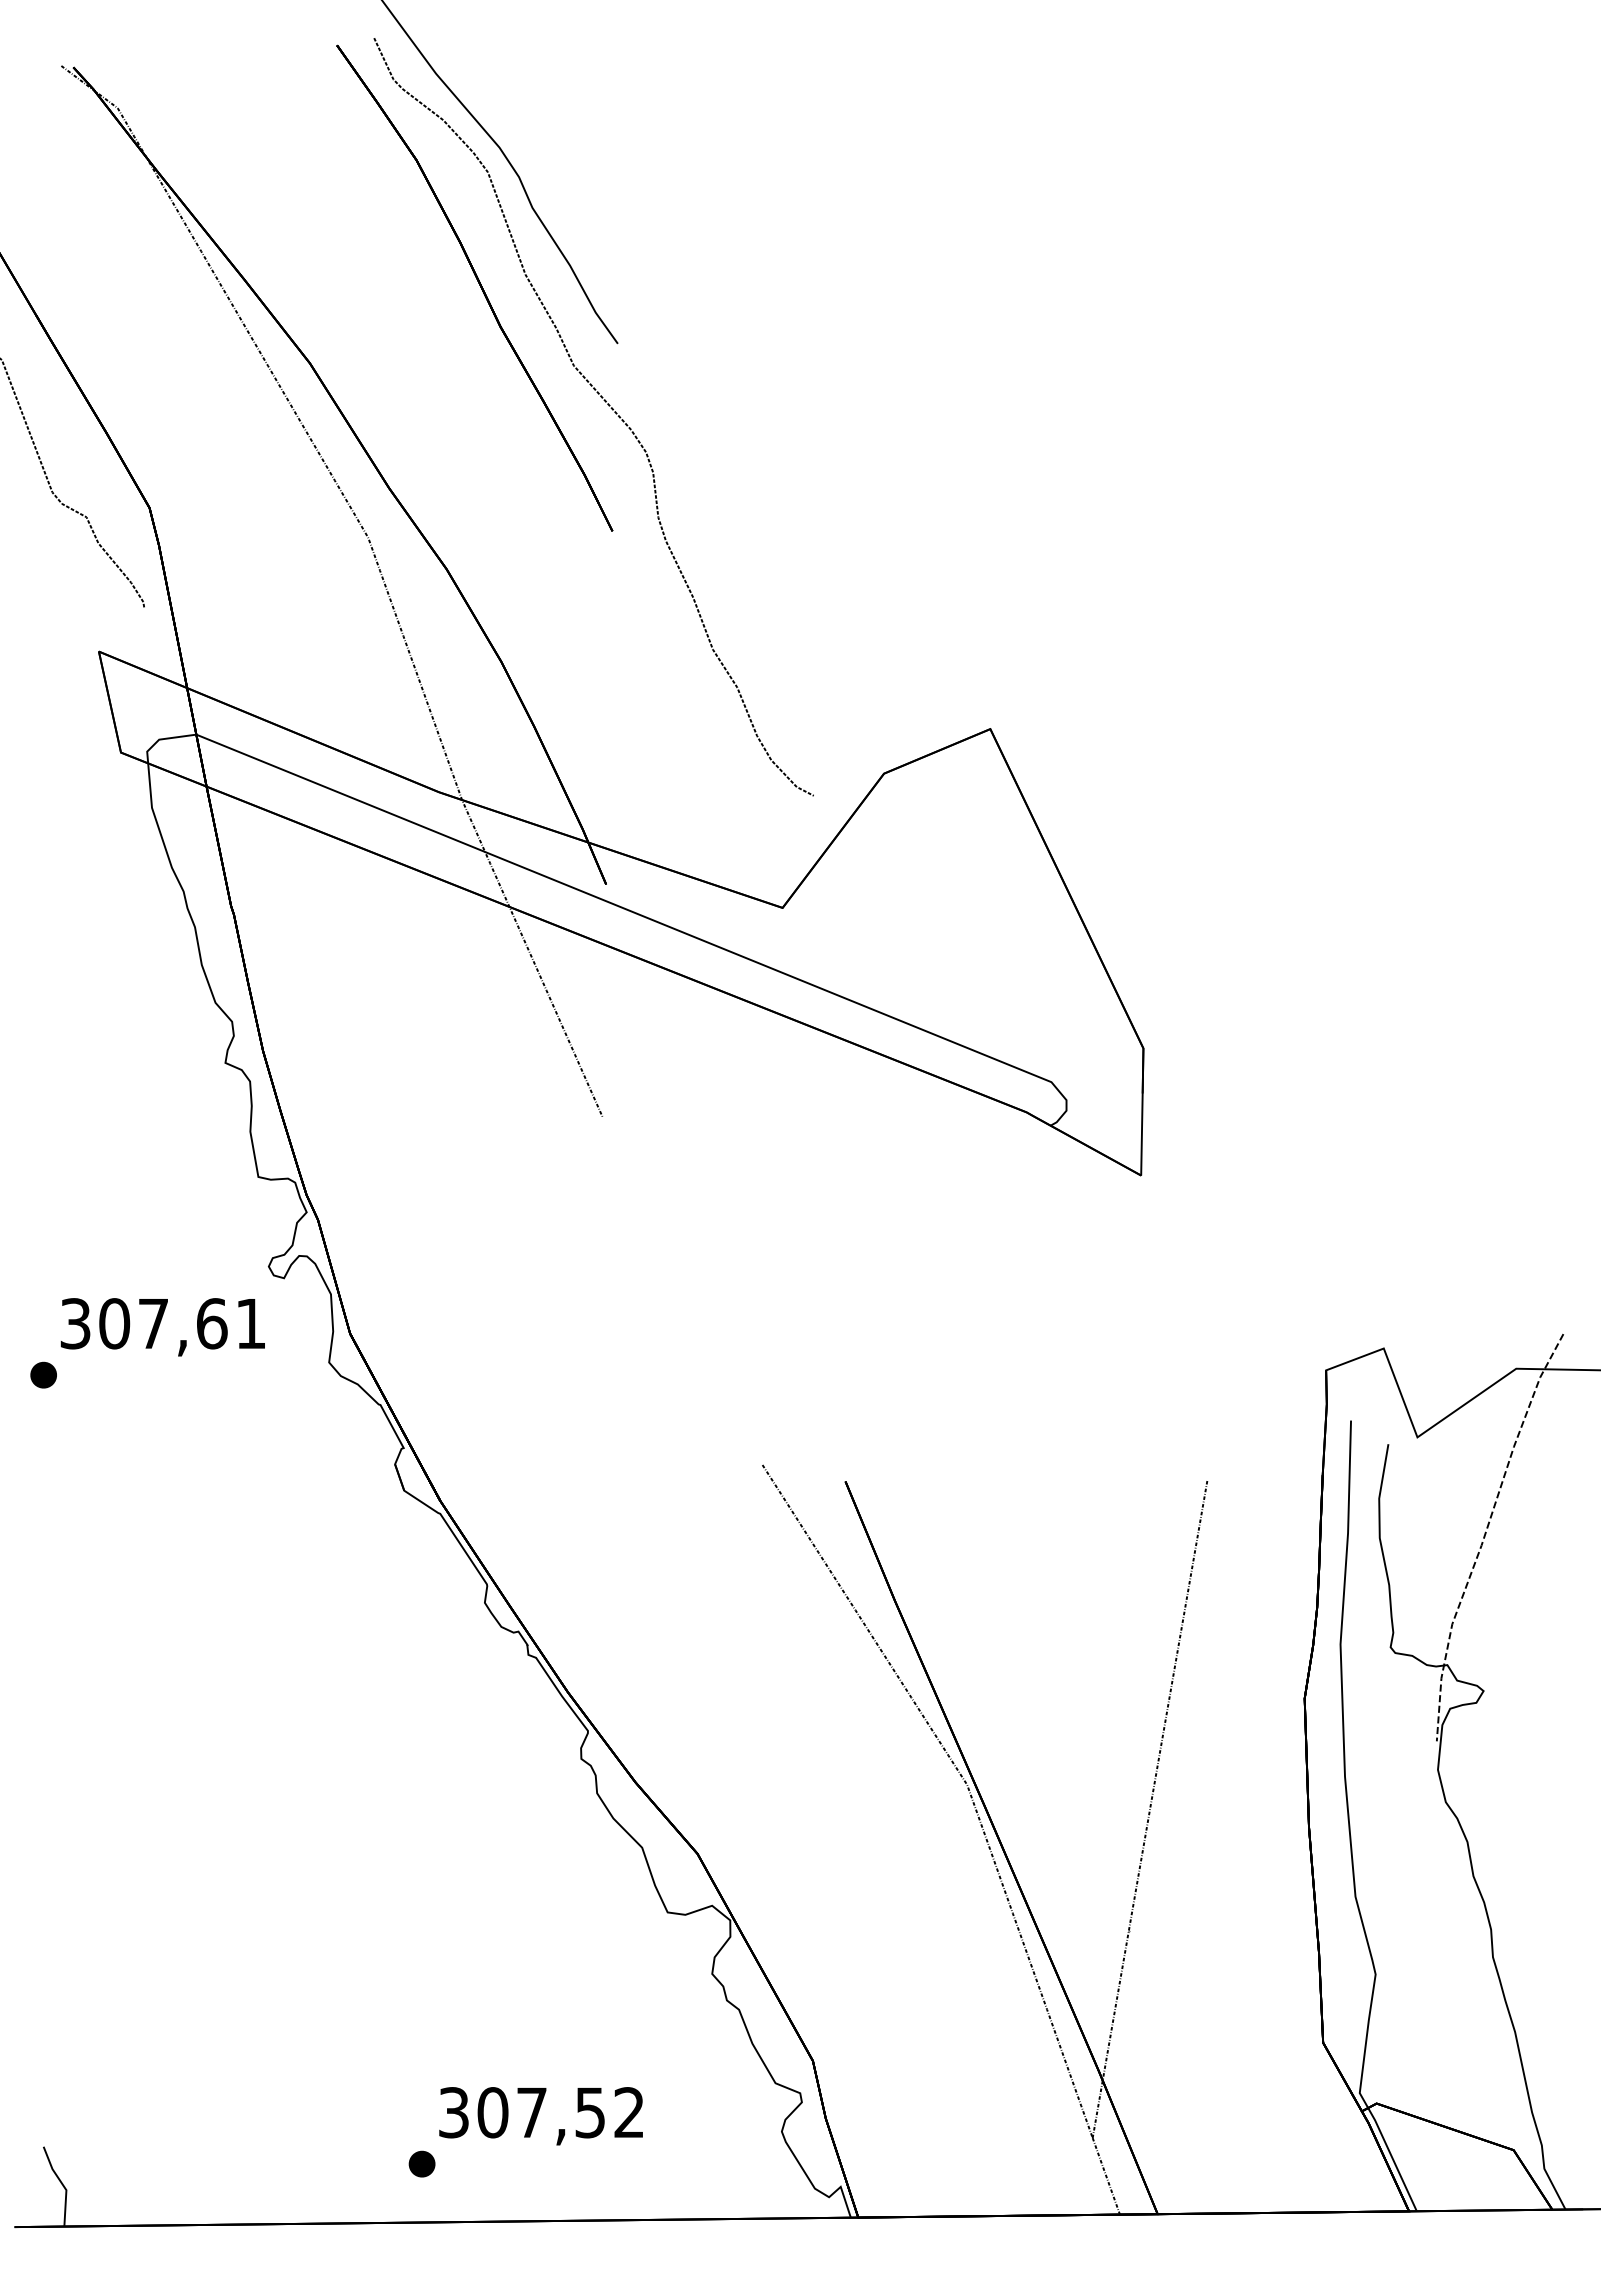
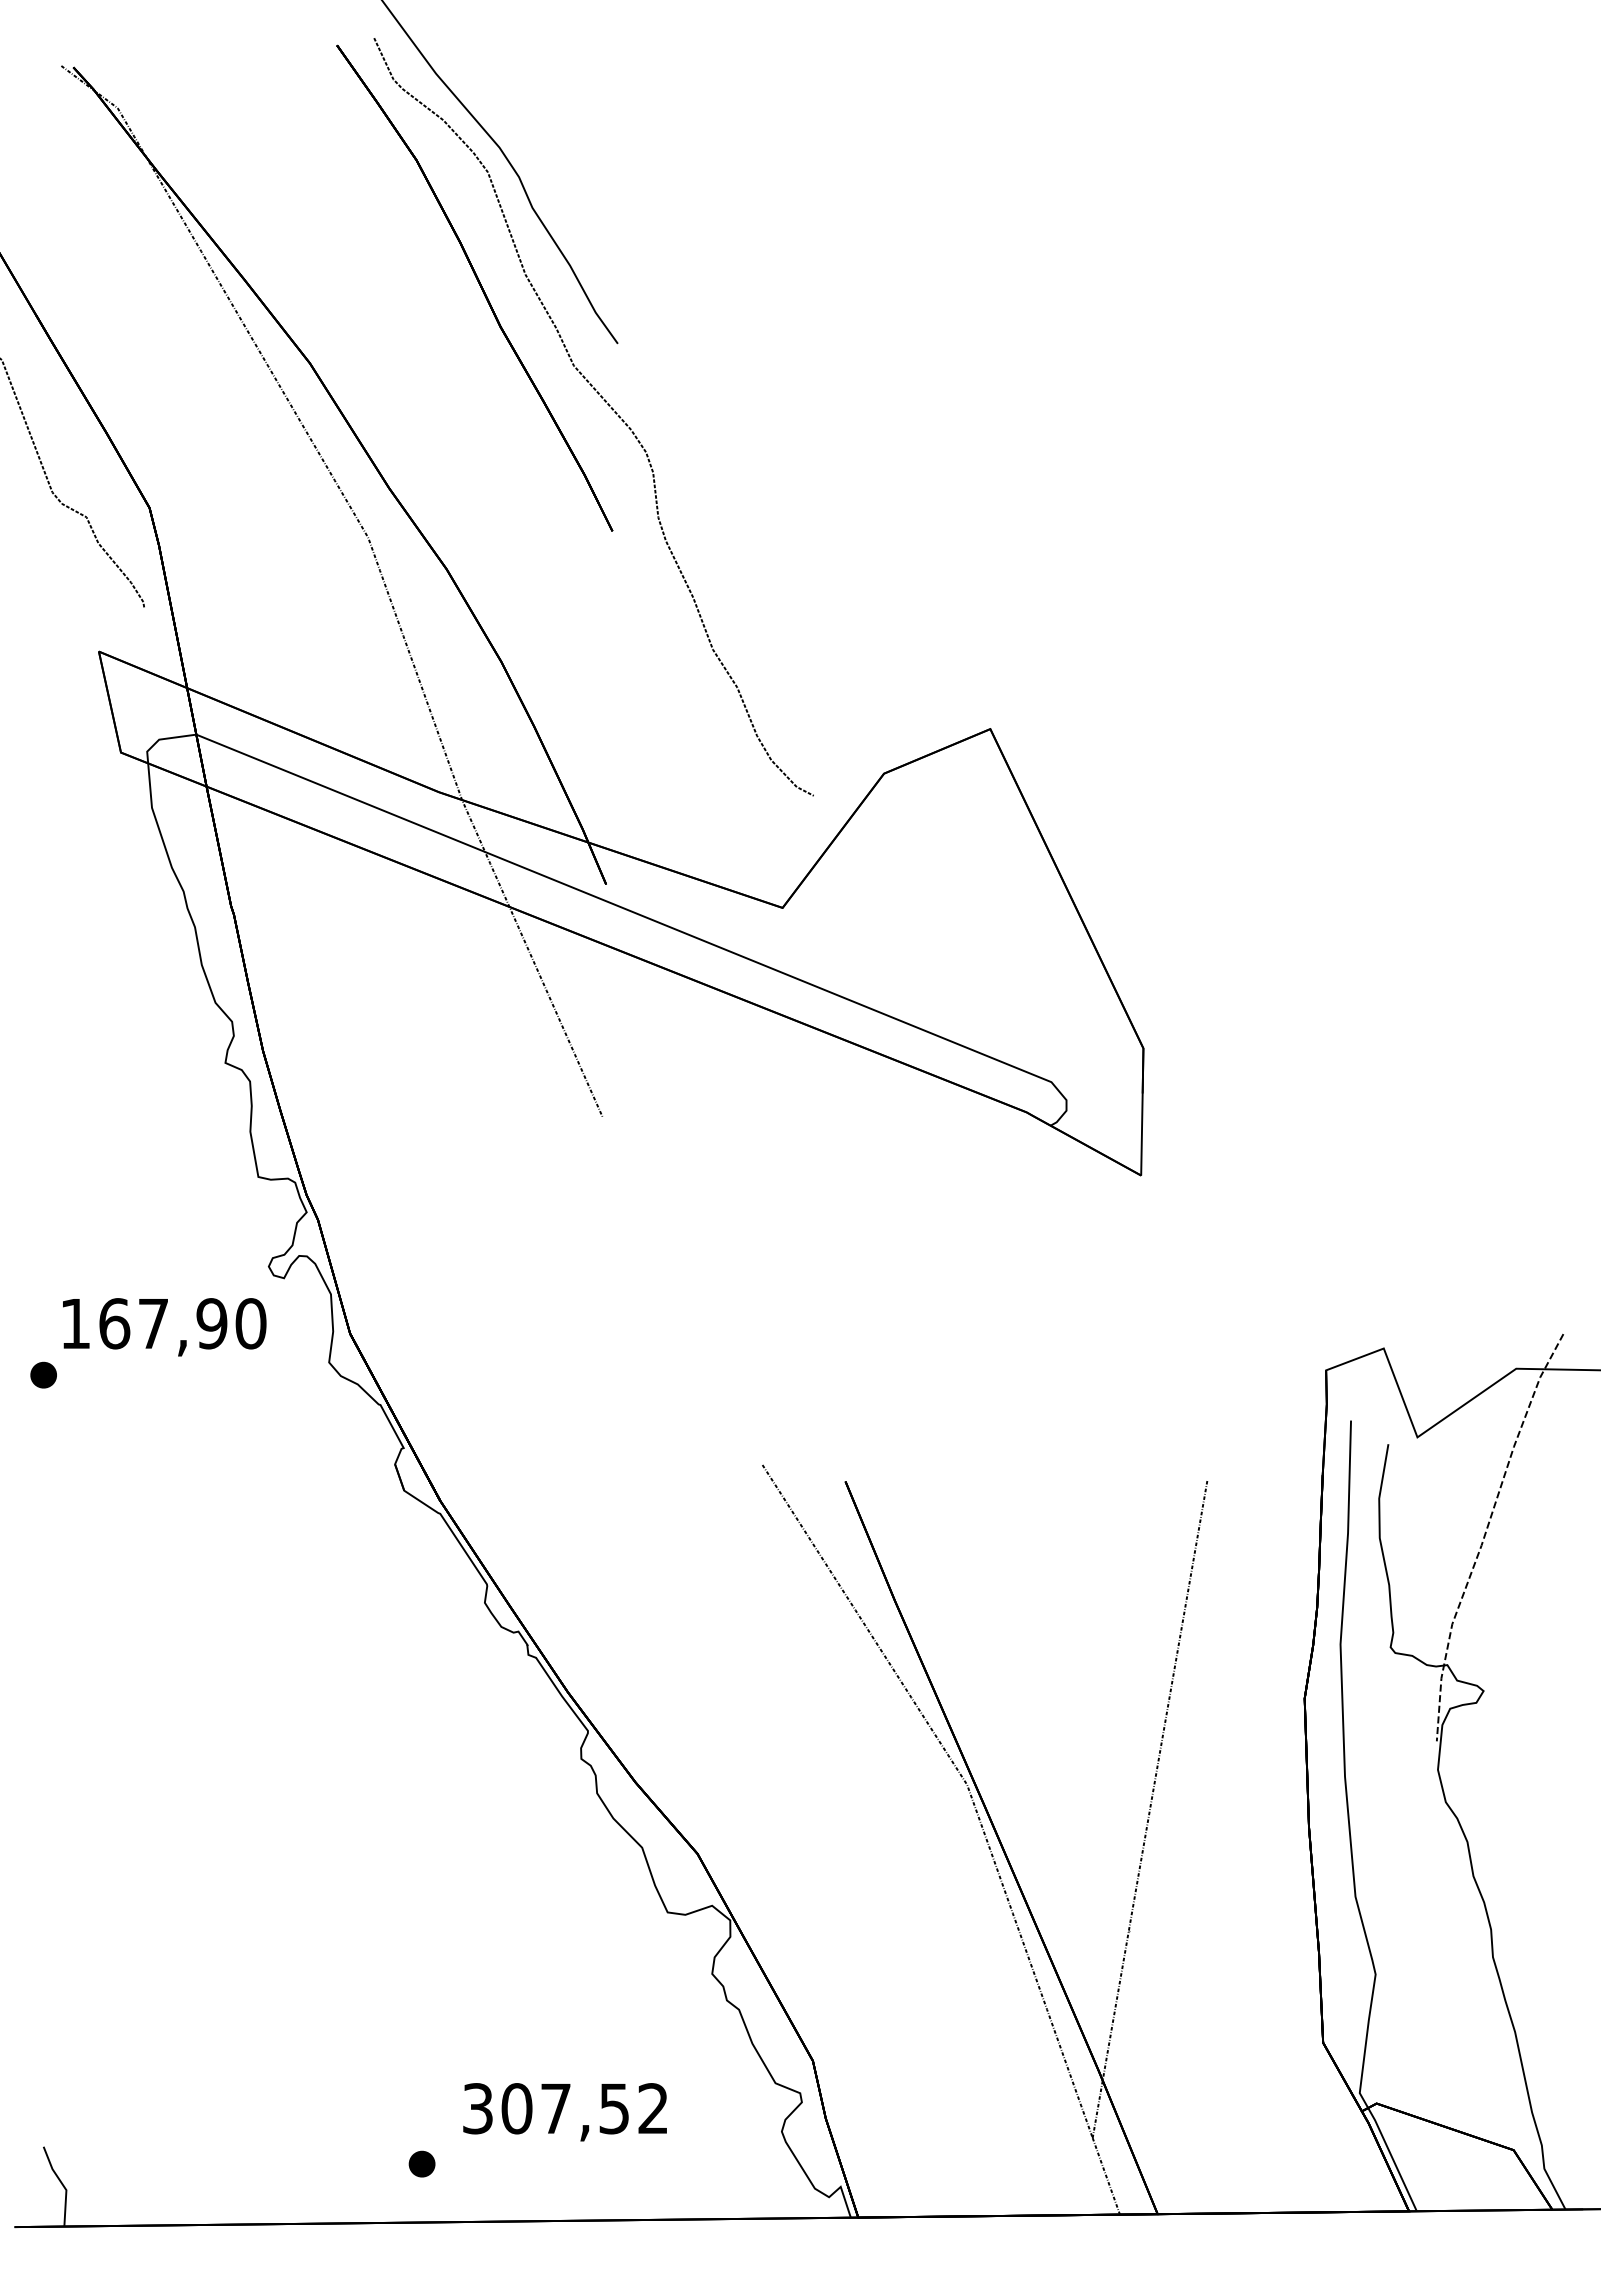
text: 307,61 -> 167,90 (163, 1323)
text position: (540, 2116) -> (564, 2112) (564, 2112)
